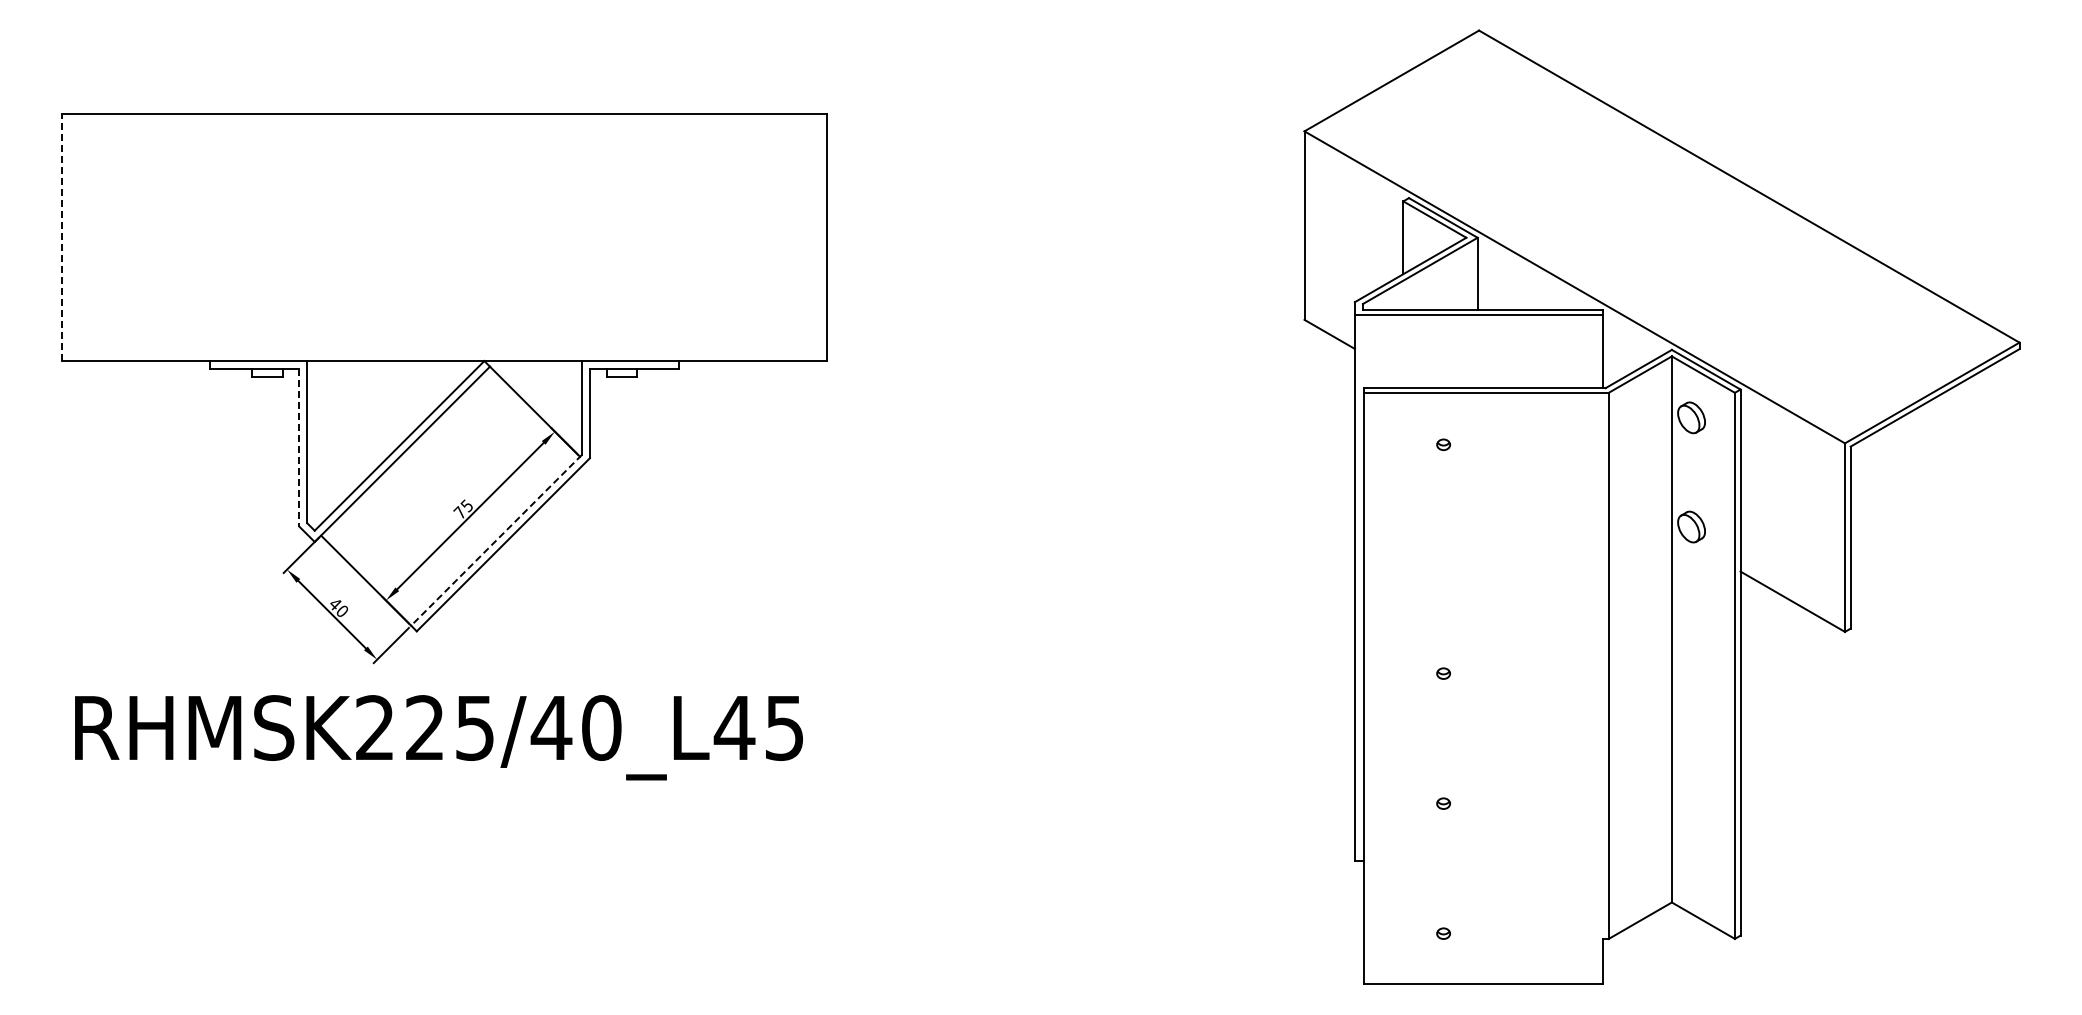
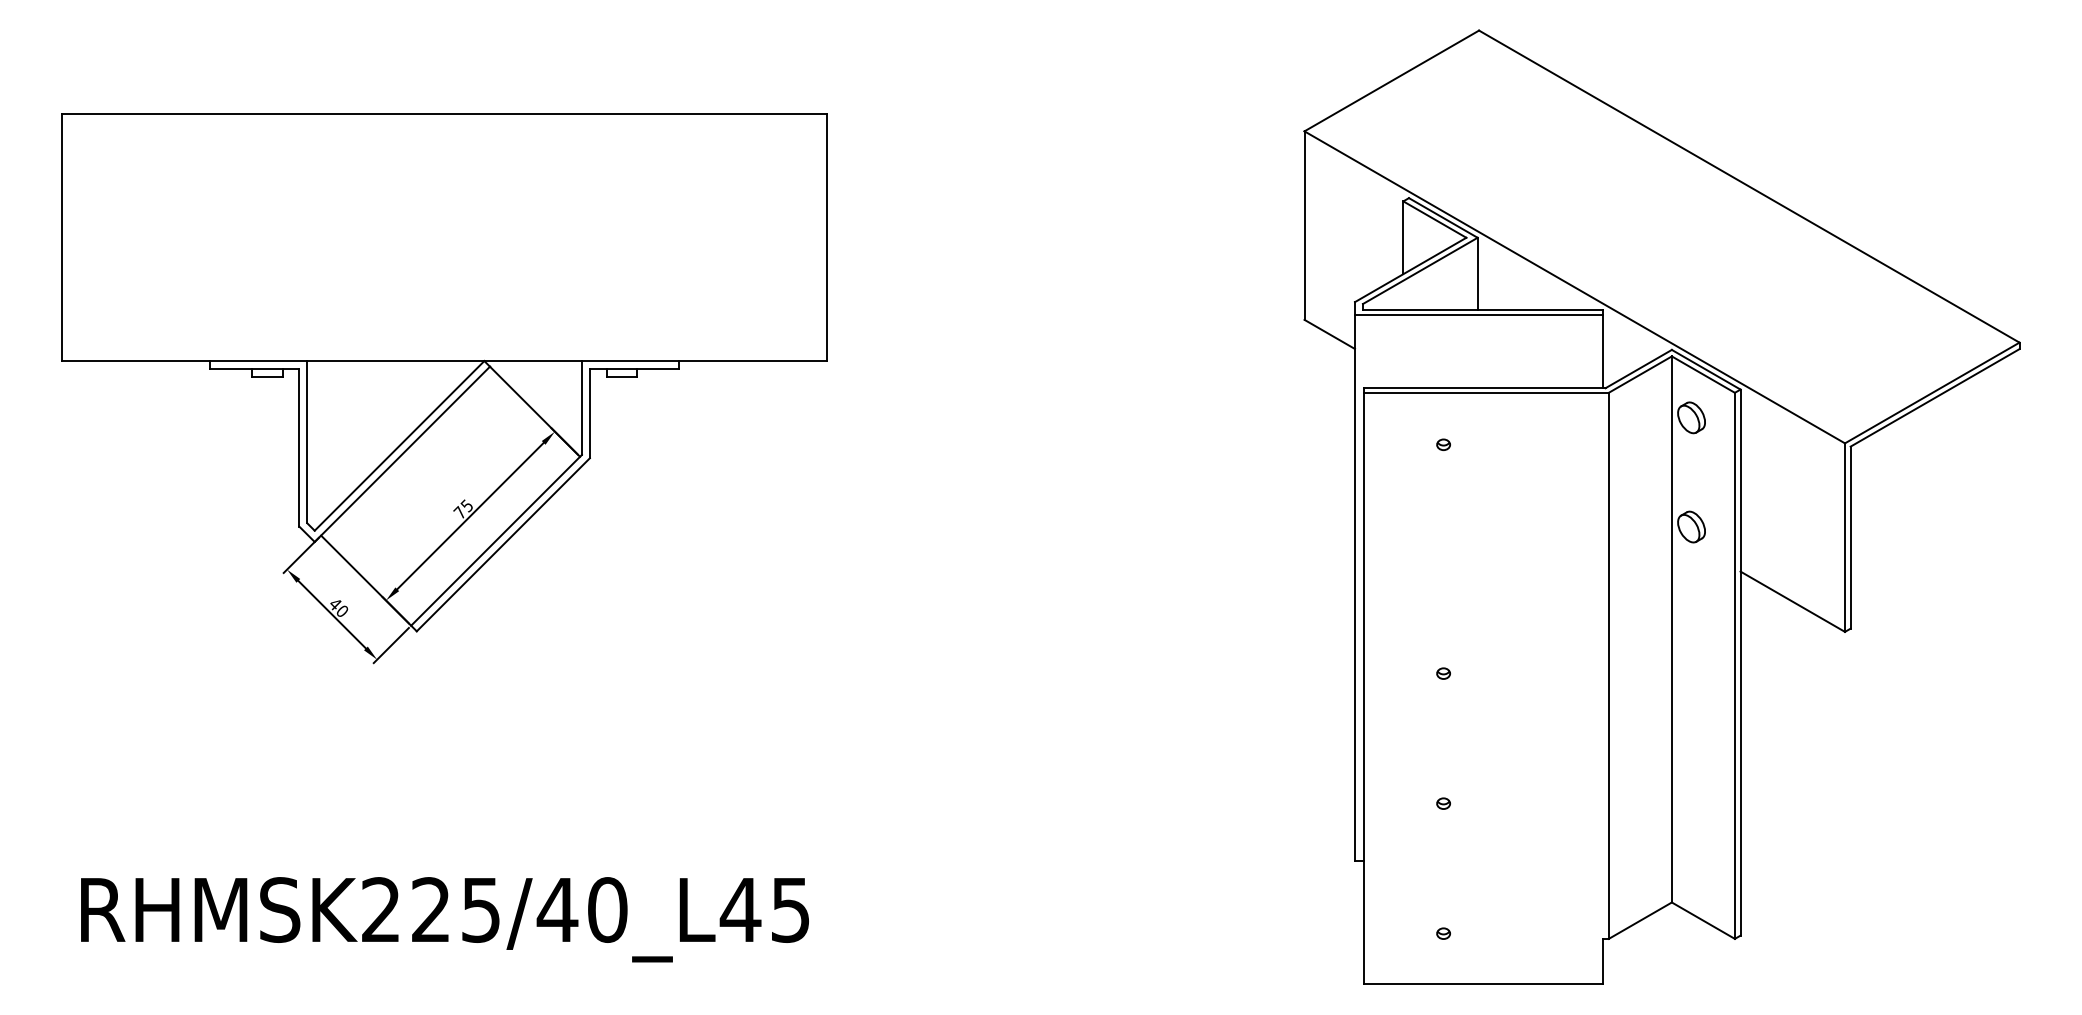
line: dashed -> solid (62, 237)
line: dashed -> solid (299, 447)
line: dashed -> solid (496, 540)
text position: (438, 737) -> (444, 919) (444, 919)
